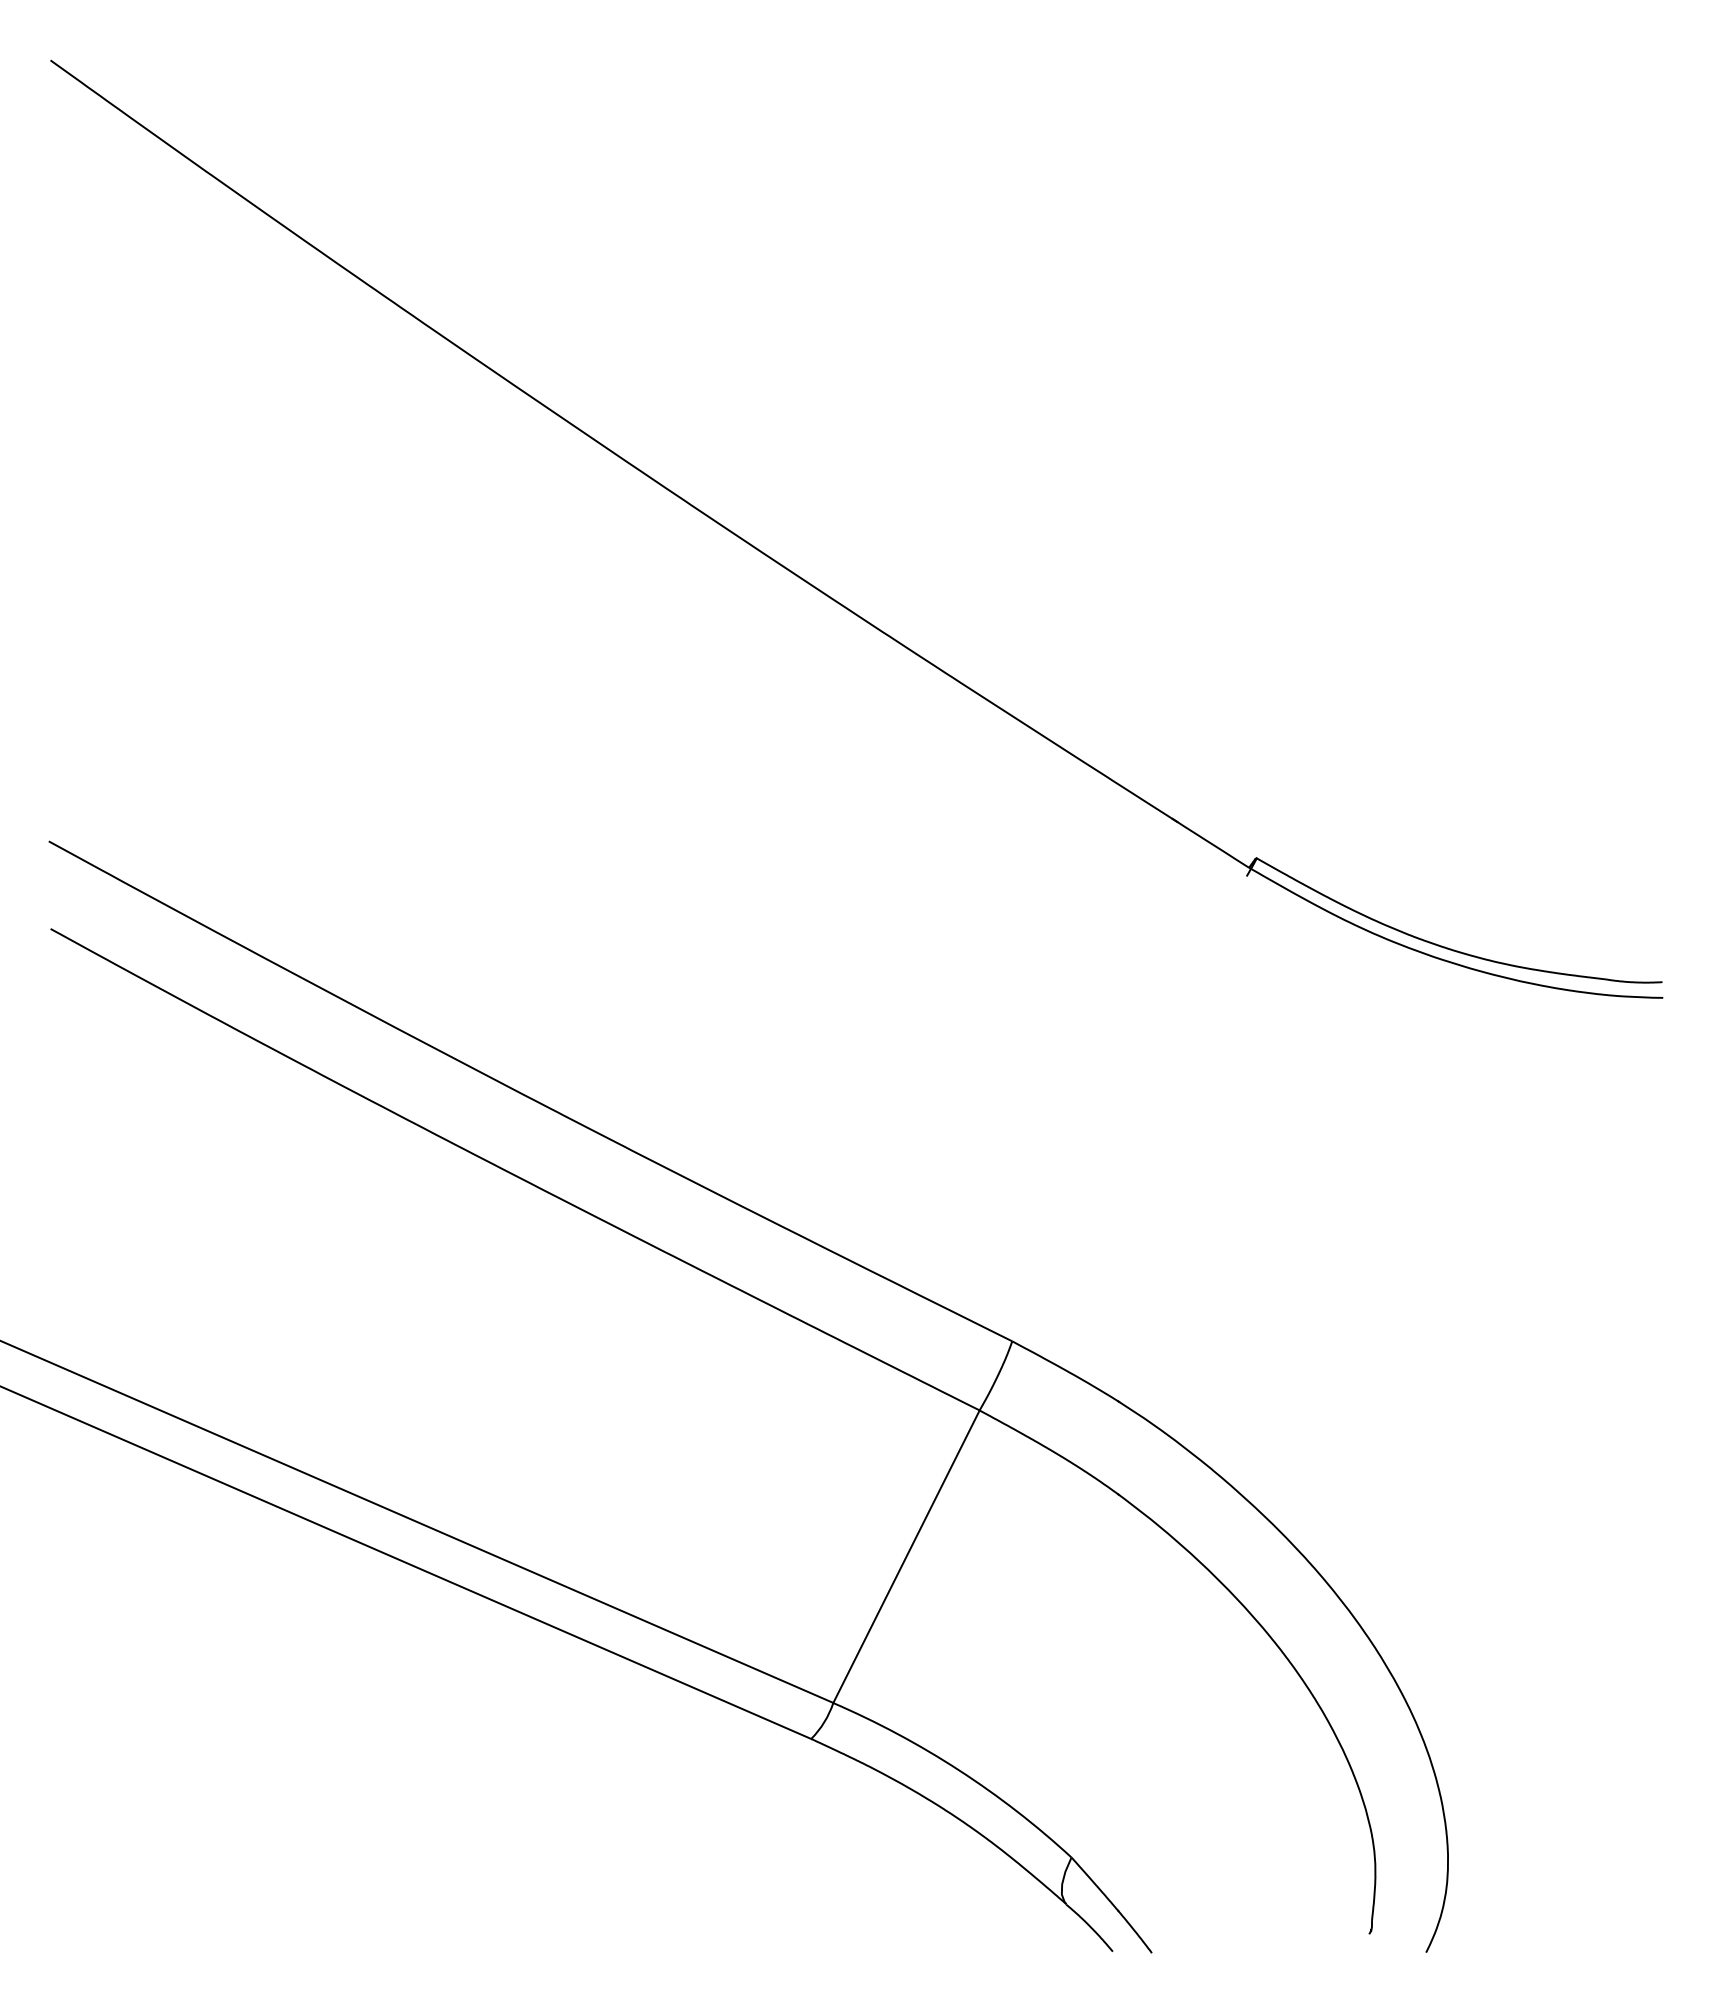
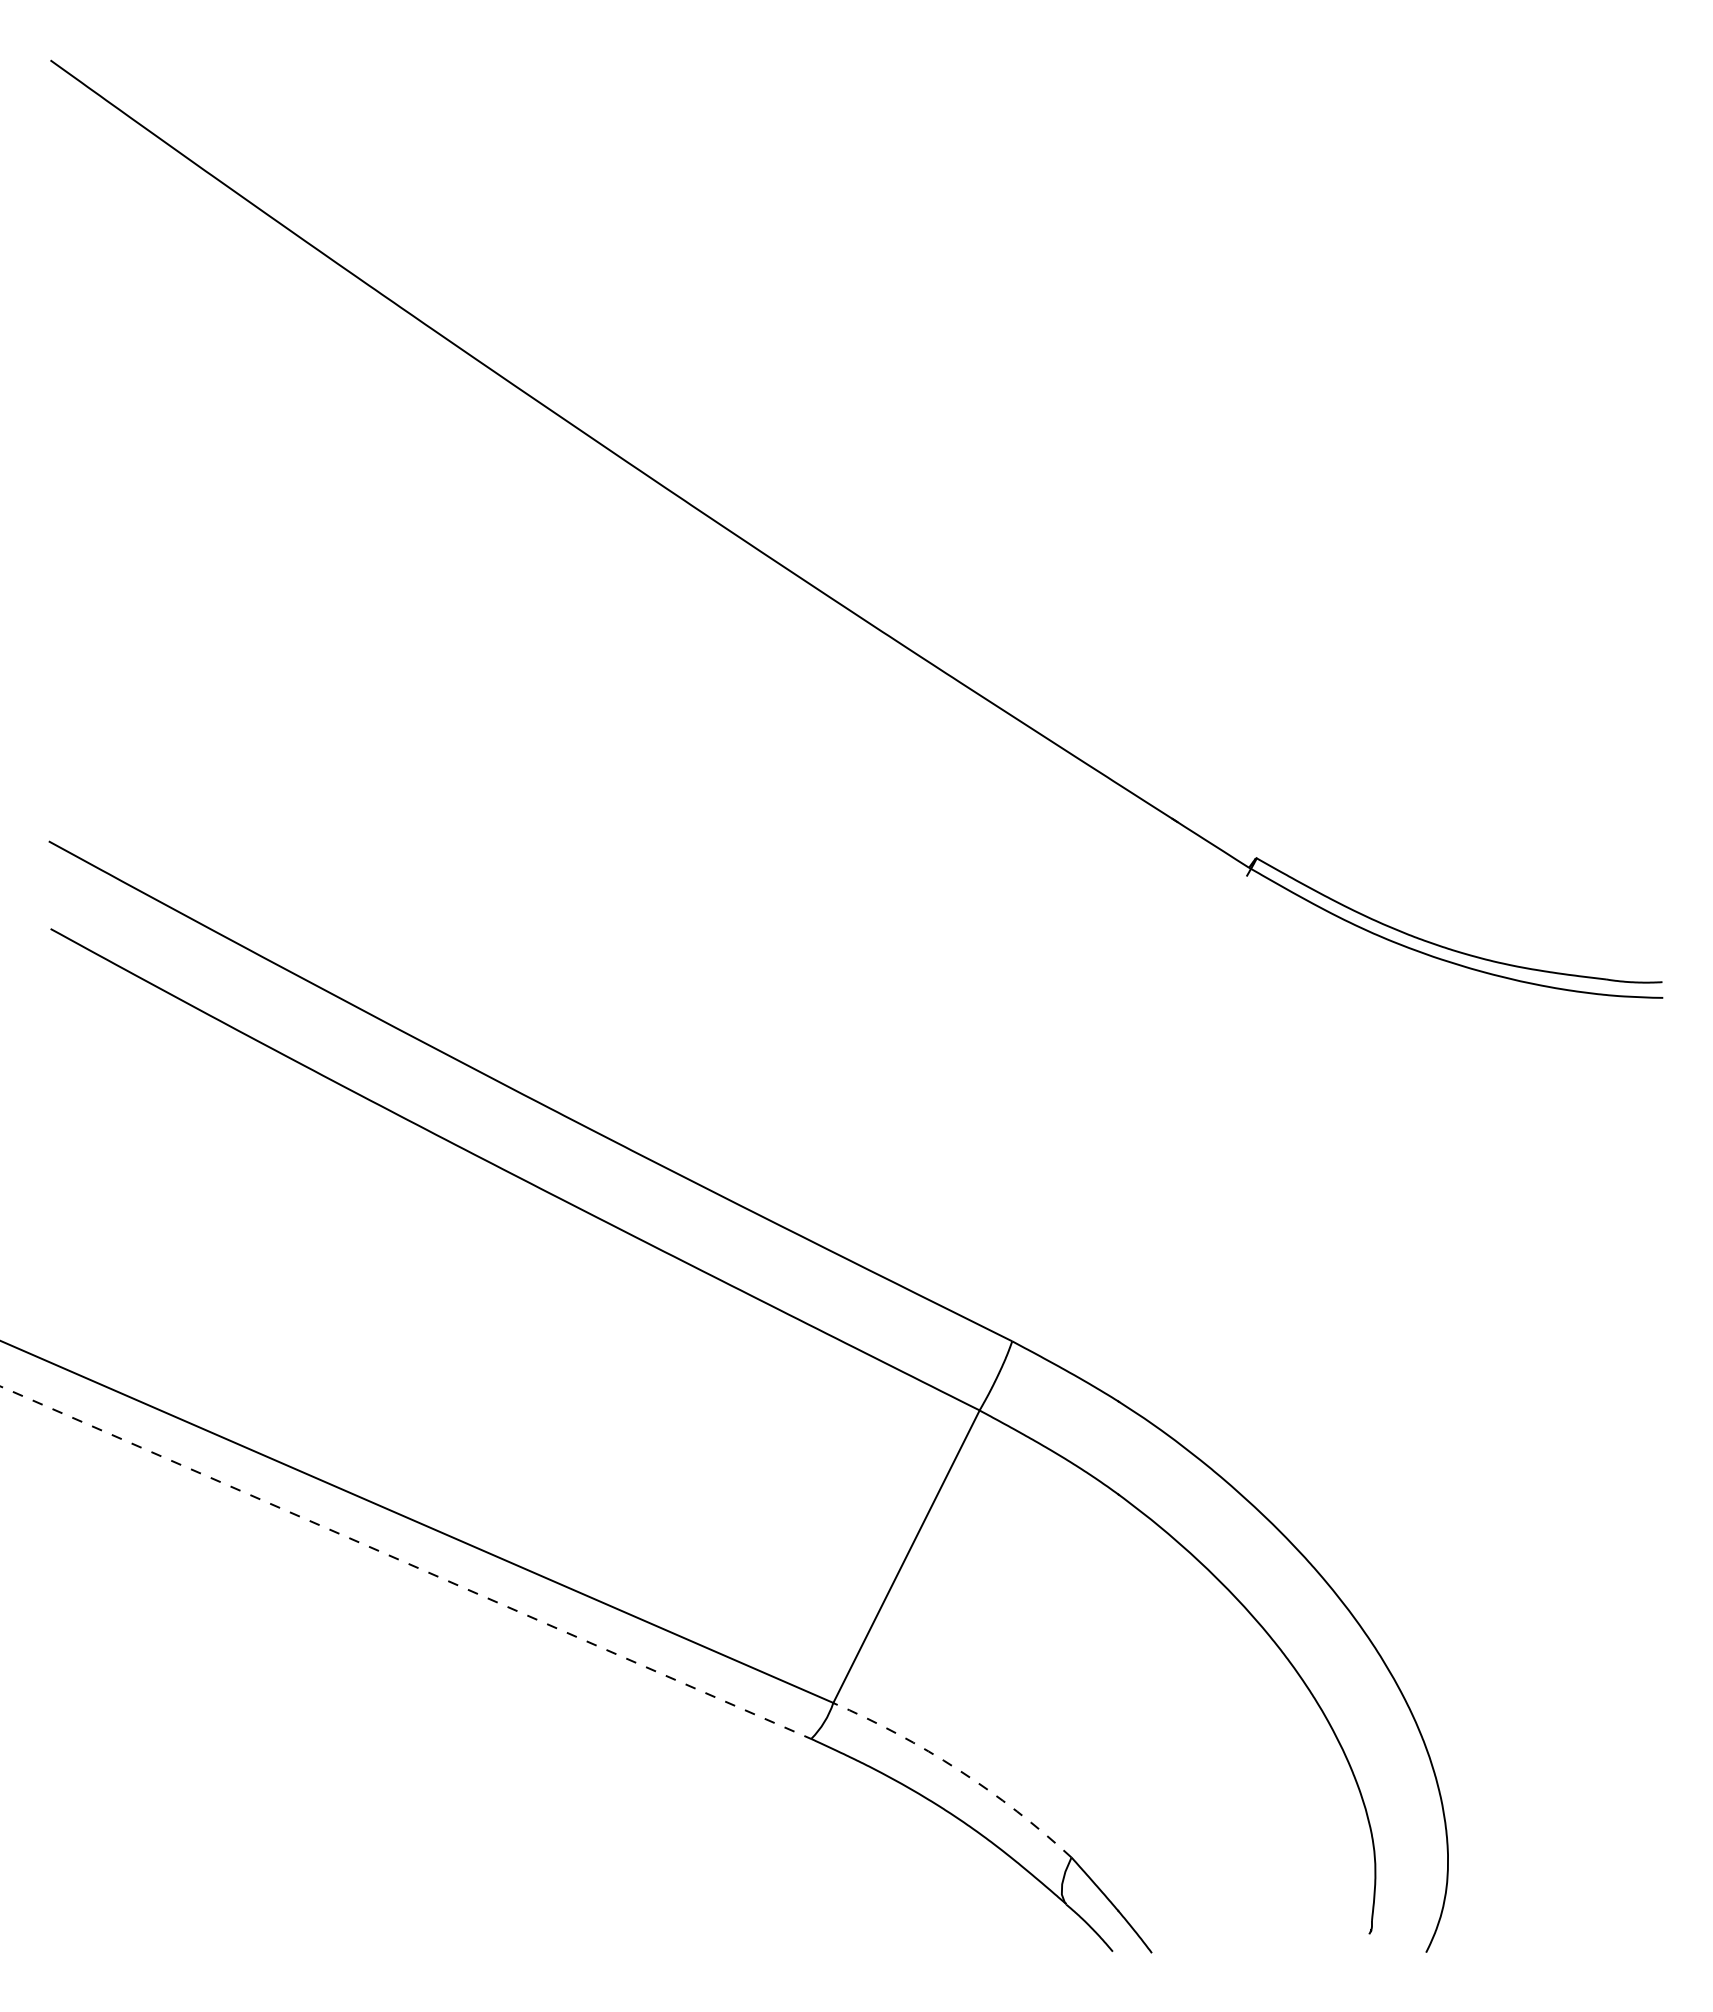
line: solid -> dashed (406, 1562)
arc: solid -> dashed (958, 1770)
